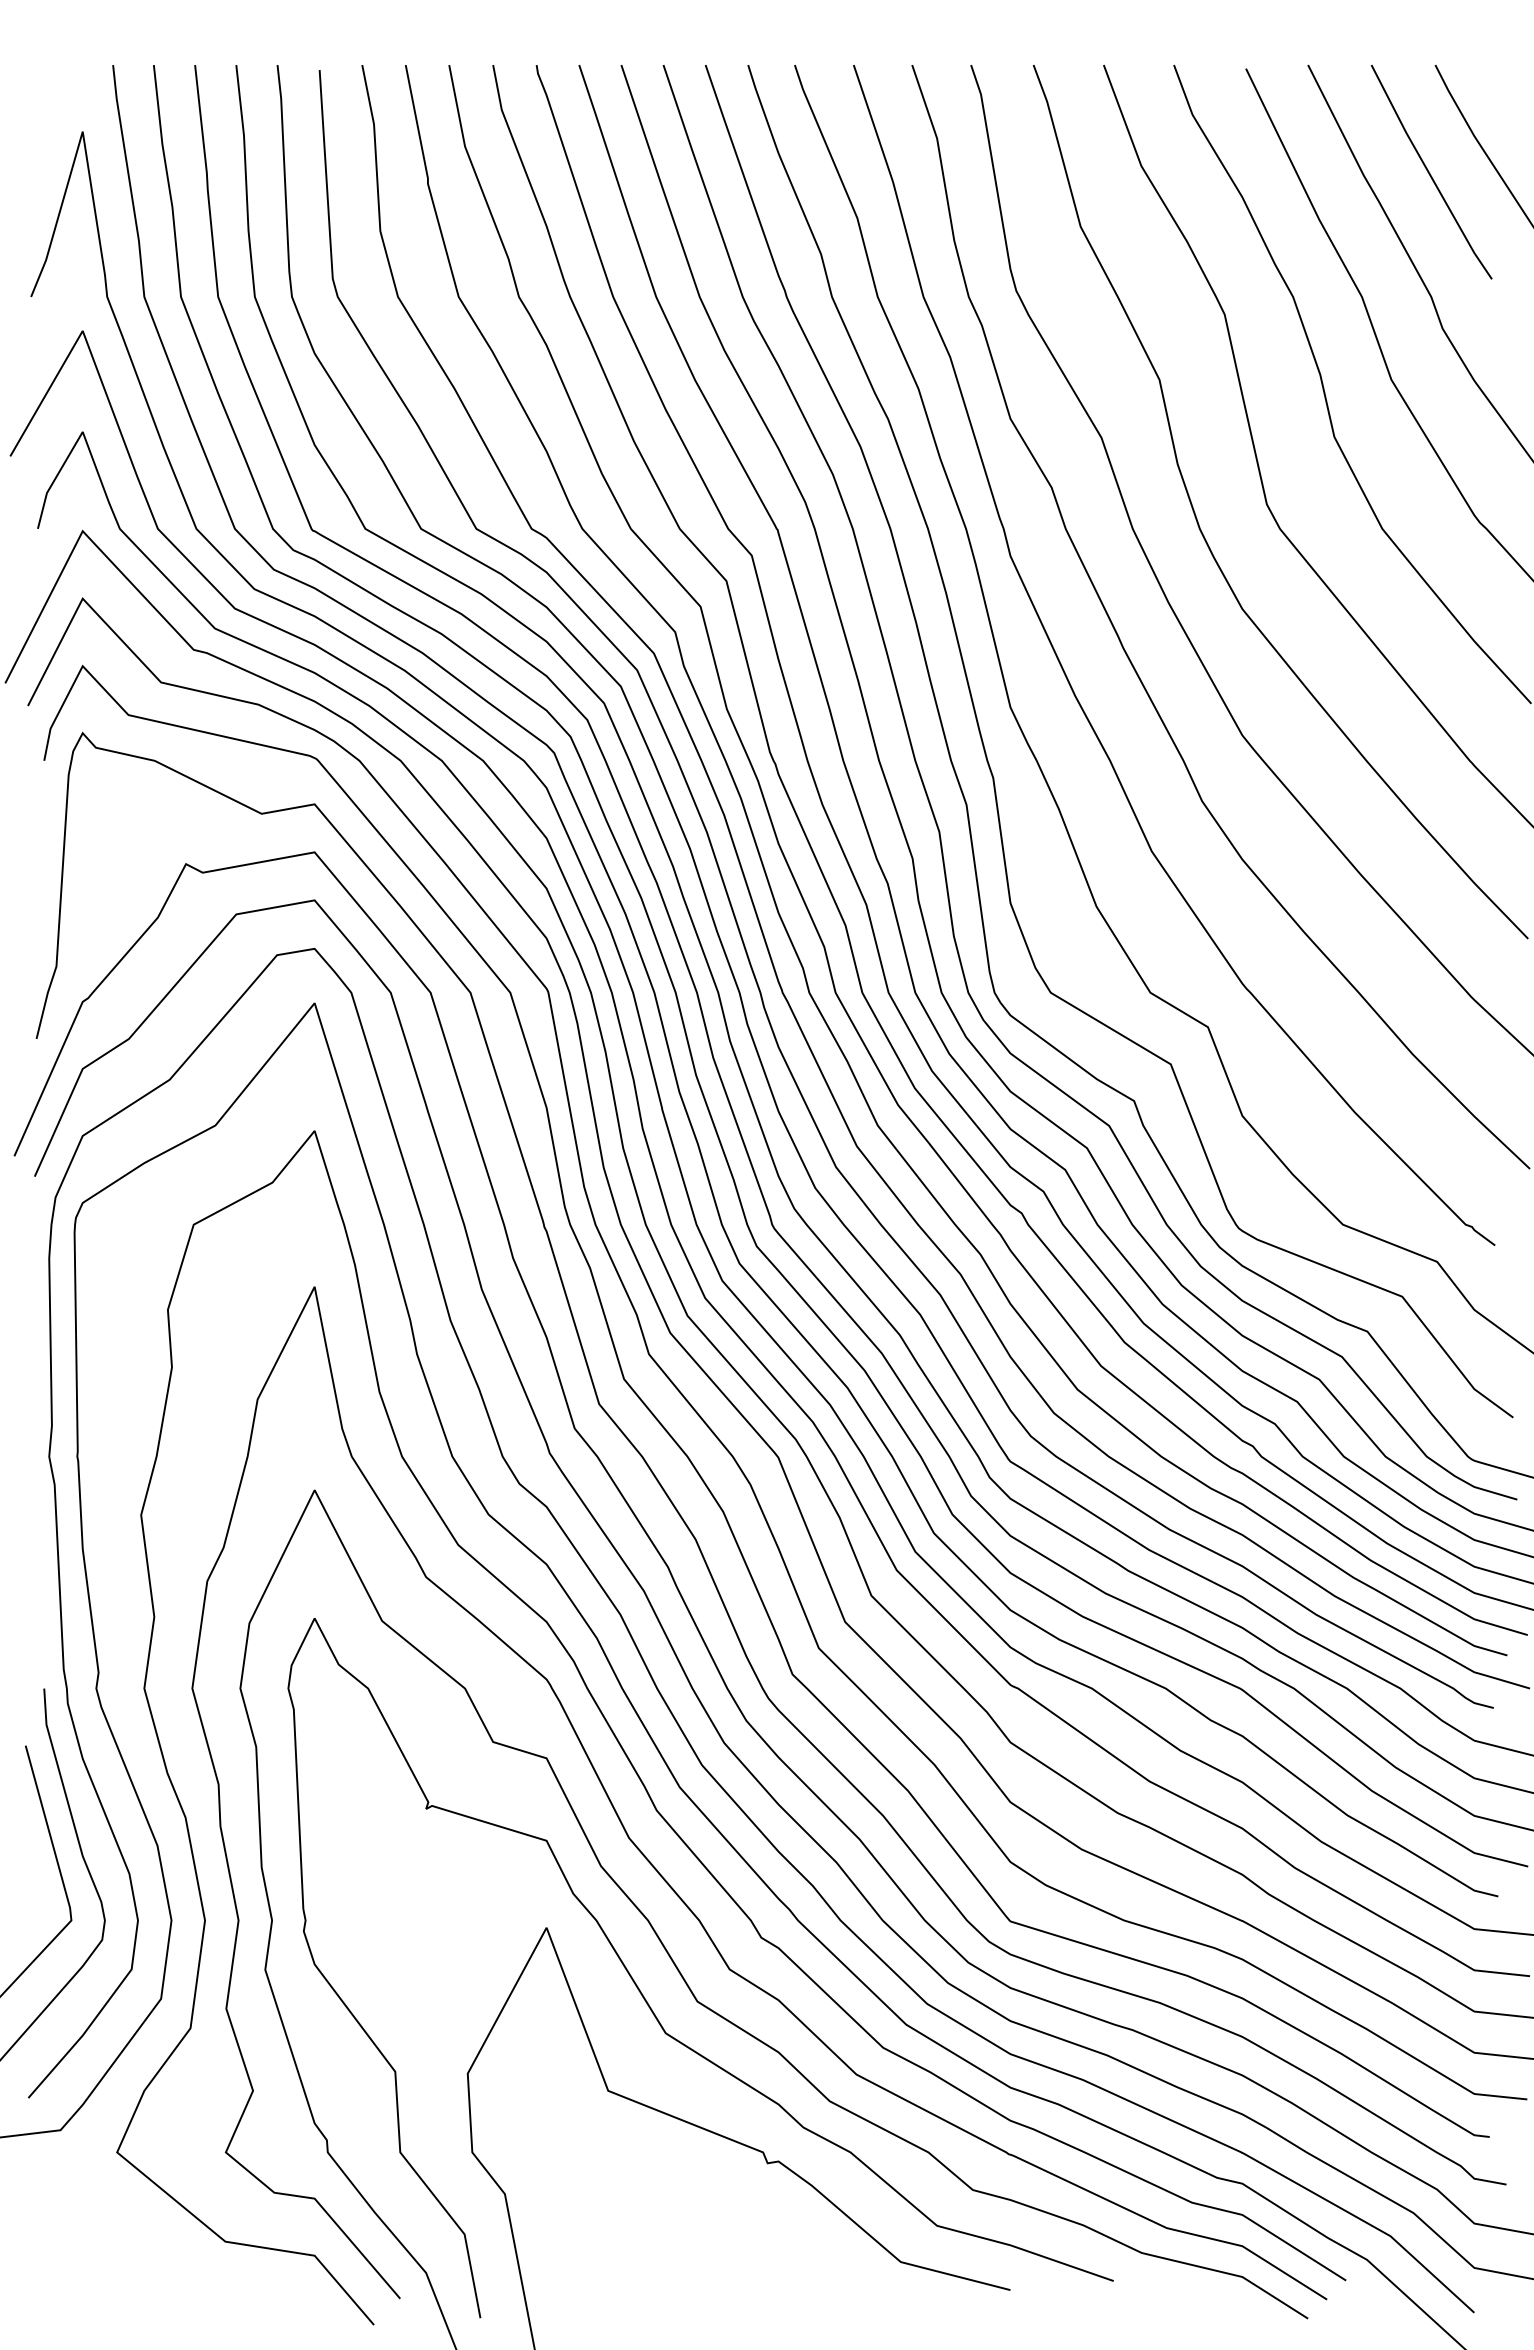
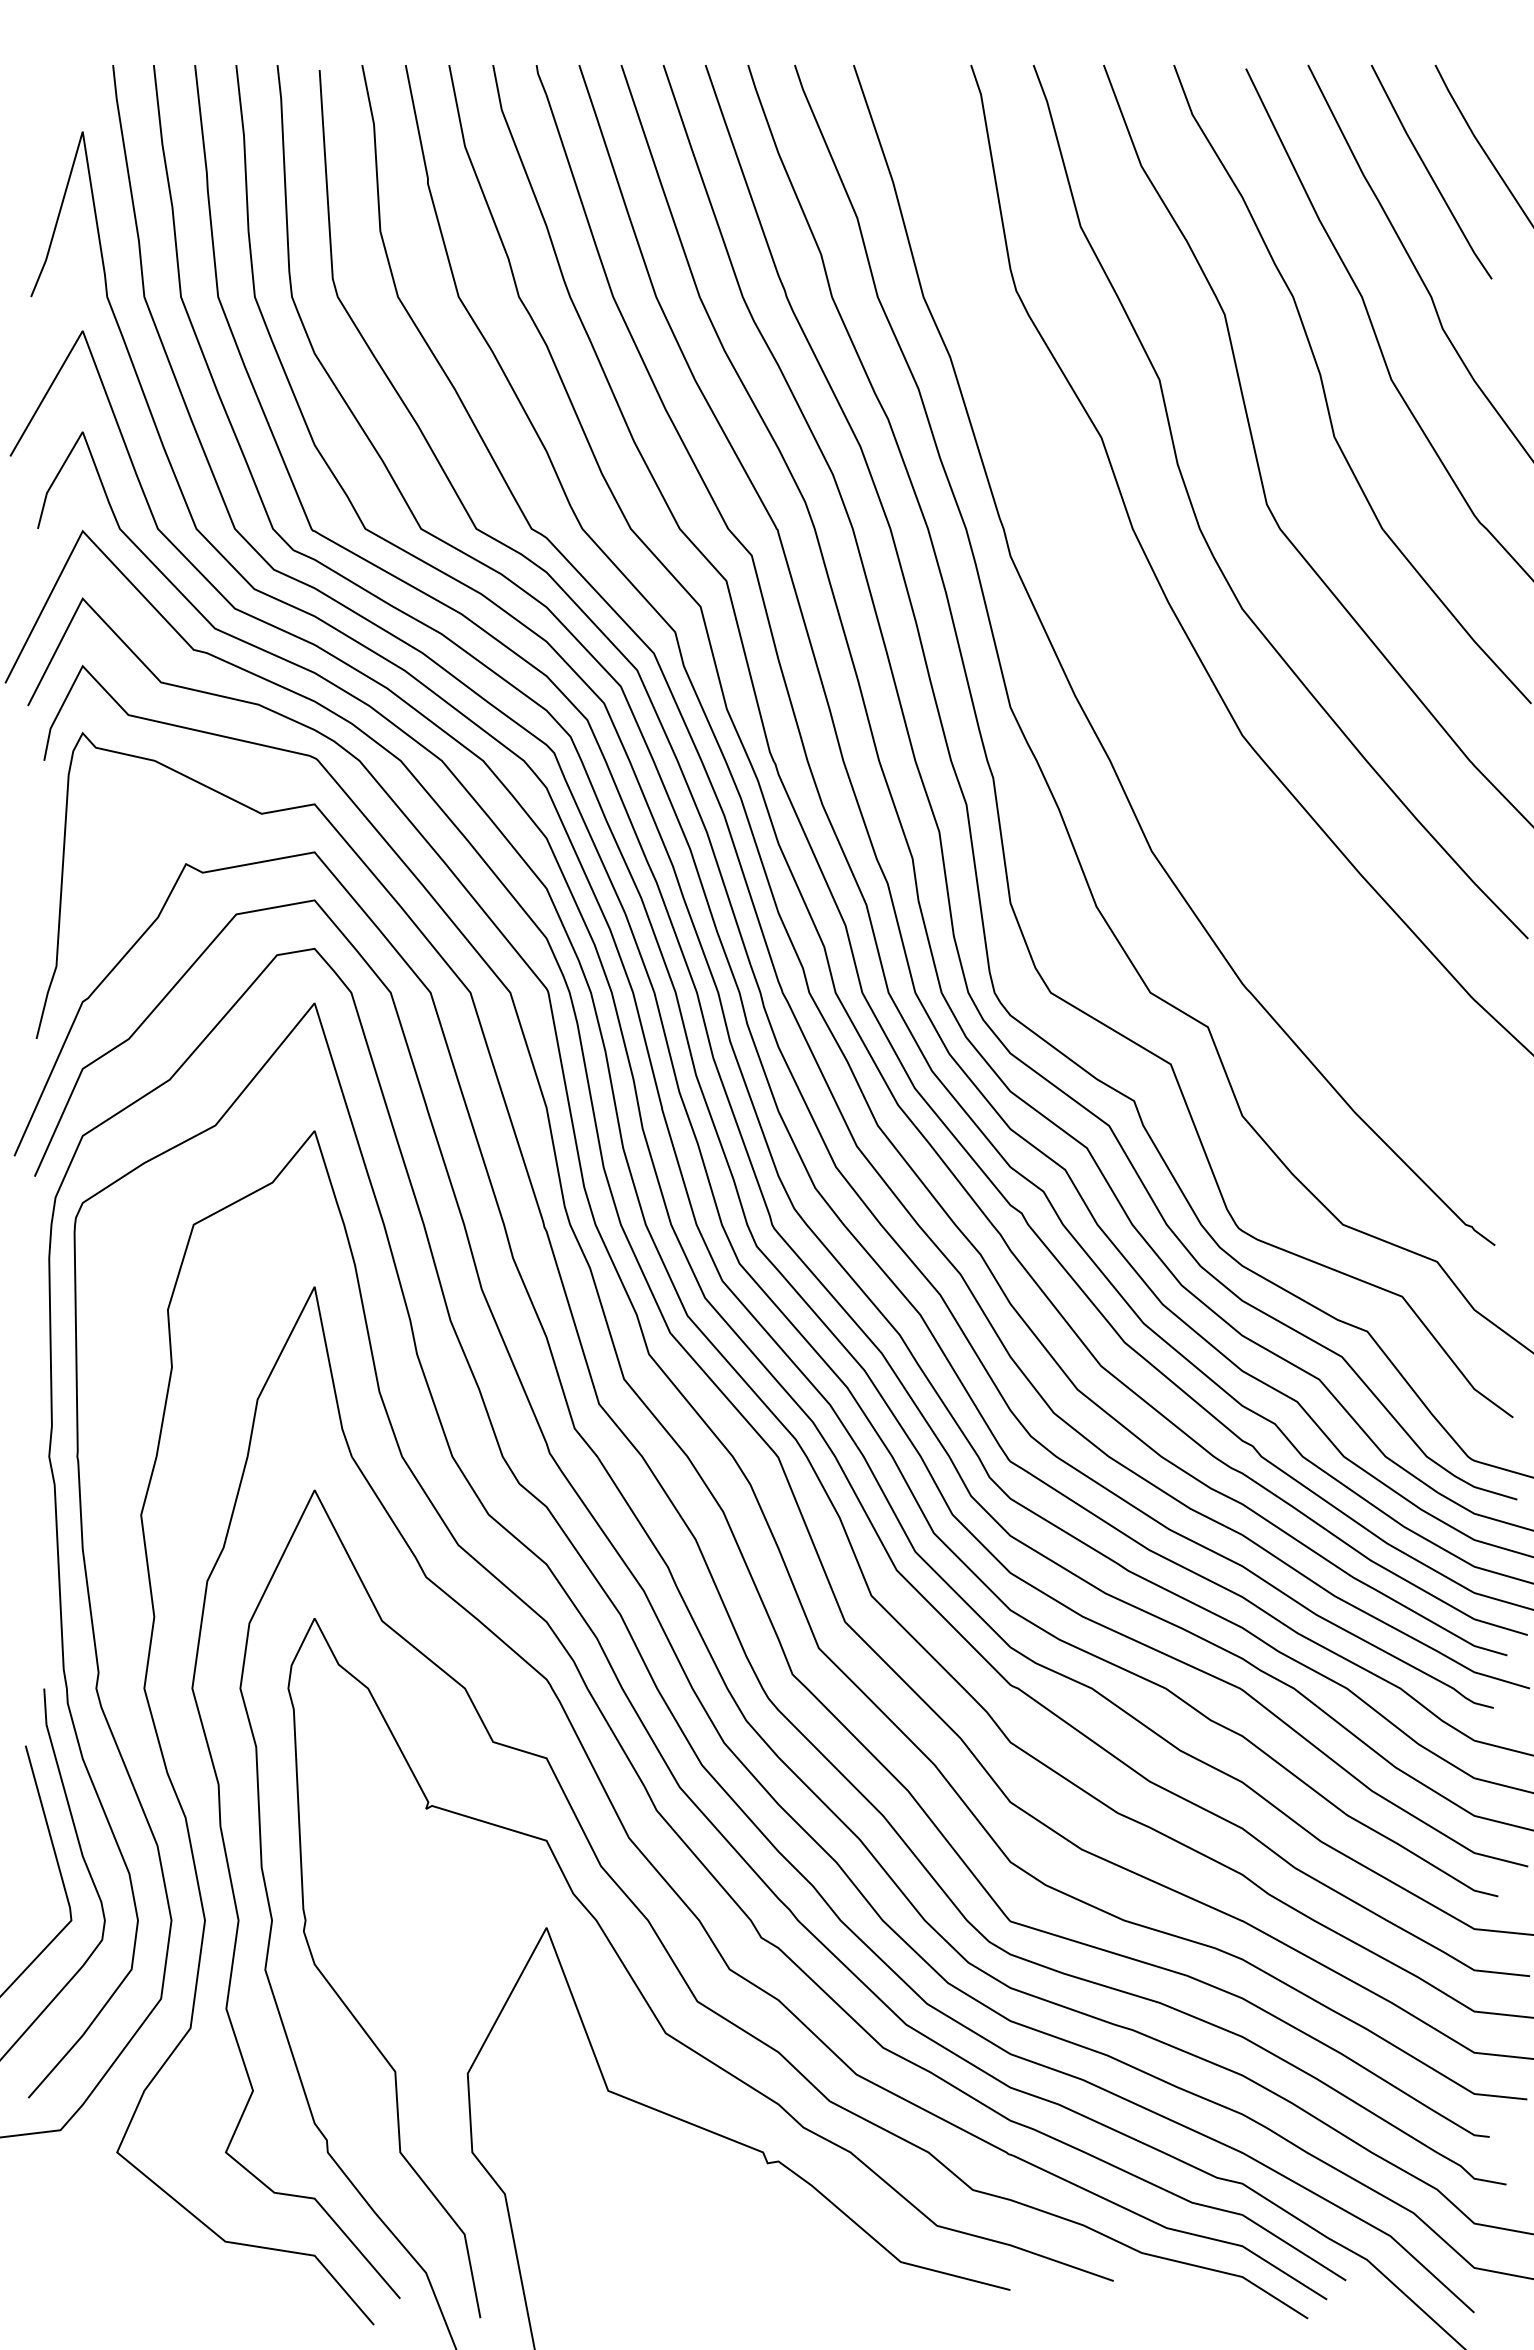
curve: present -> none (1133, 664)
